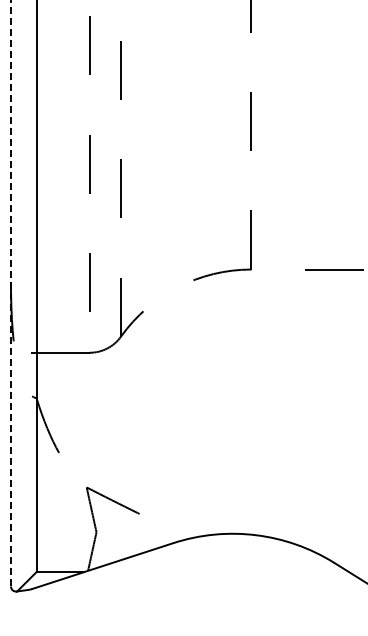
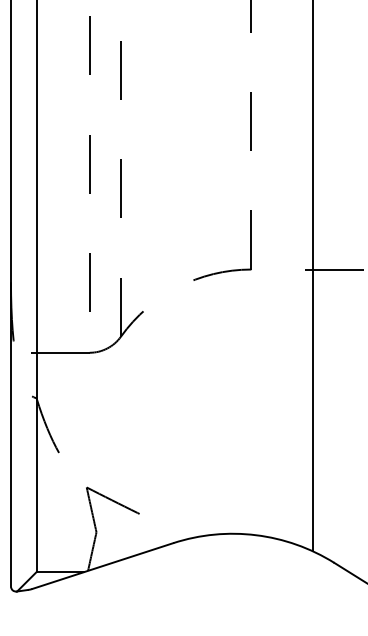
line: none -> present (313, 276)
line: dashed -> solid (10, 293)
